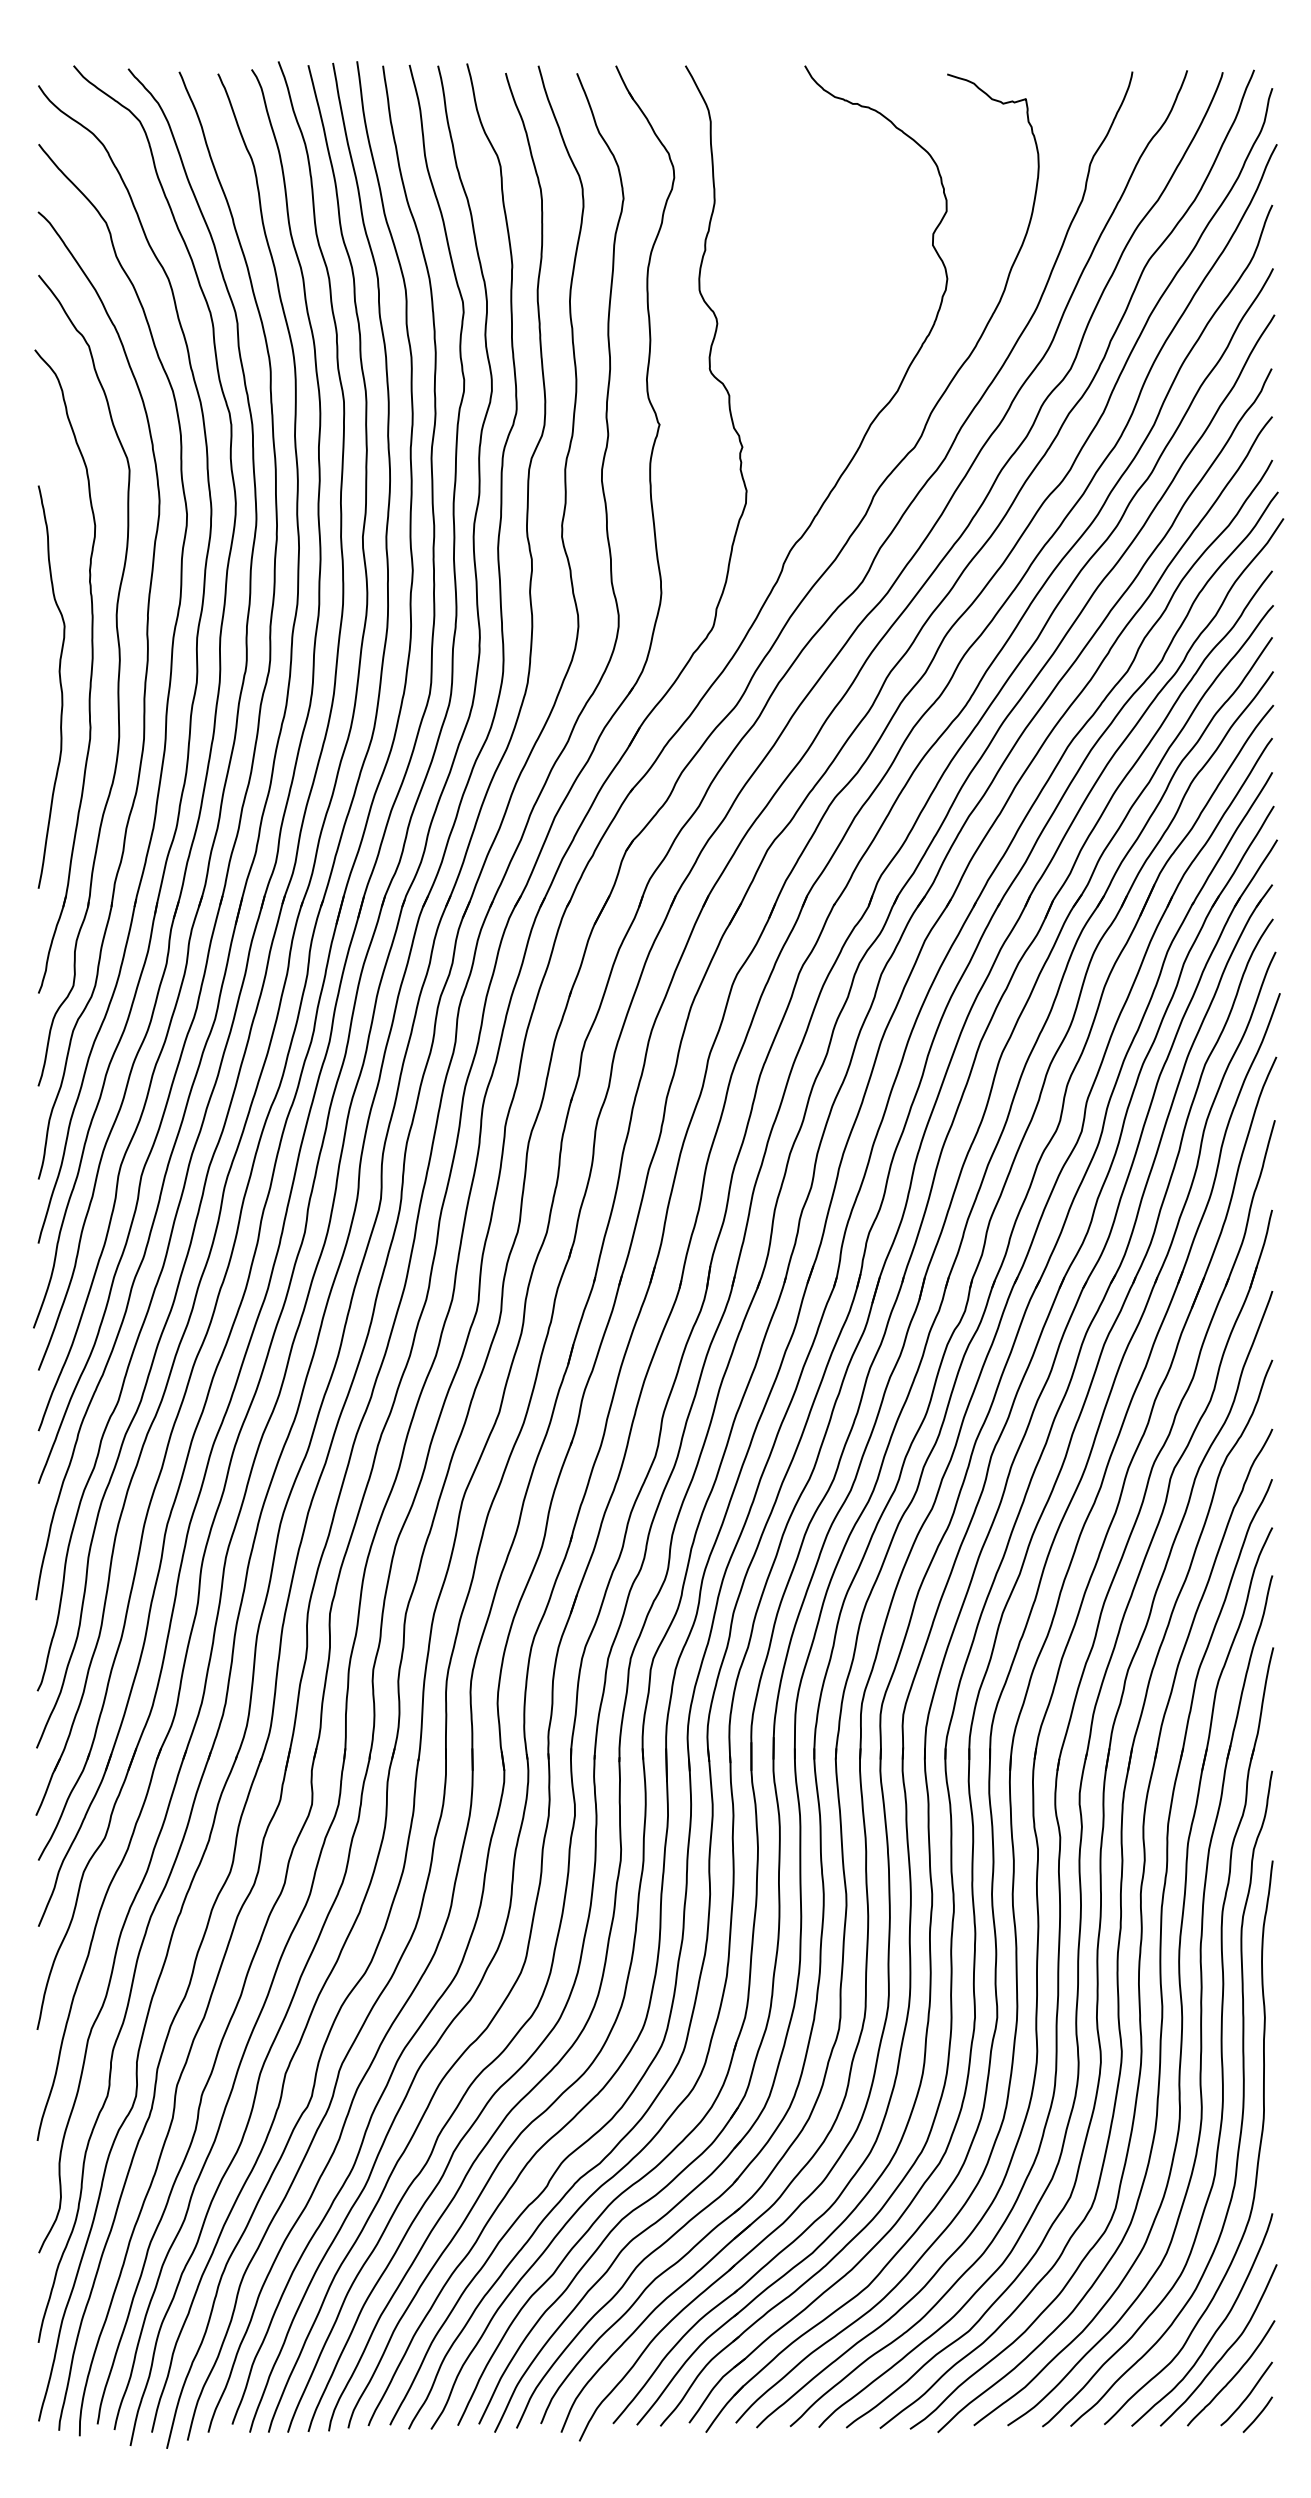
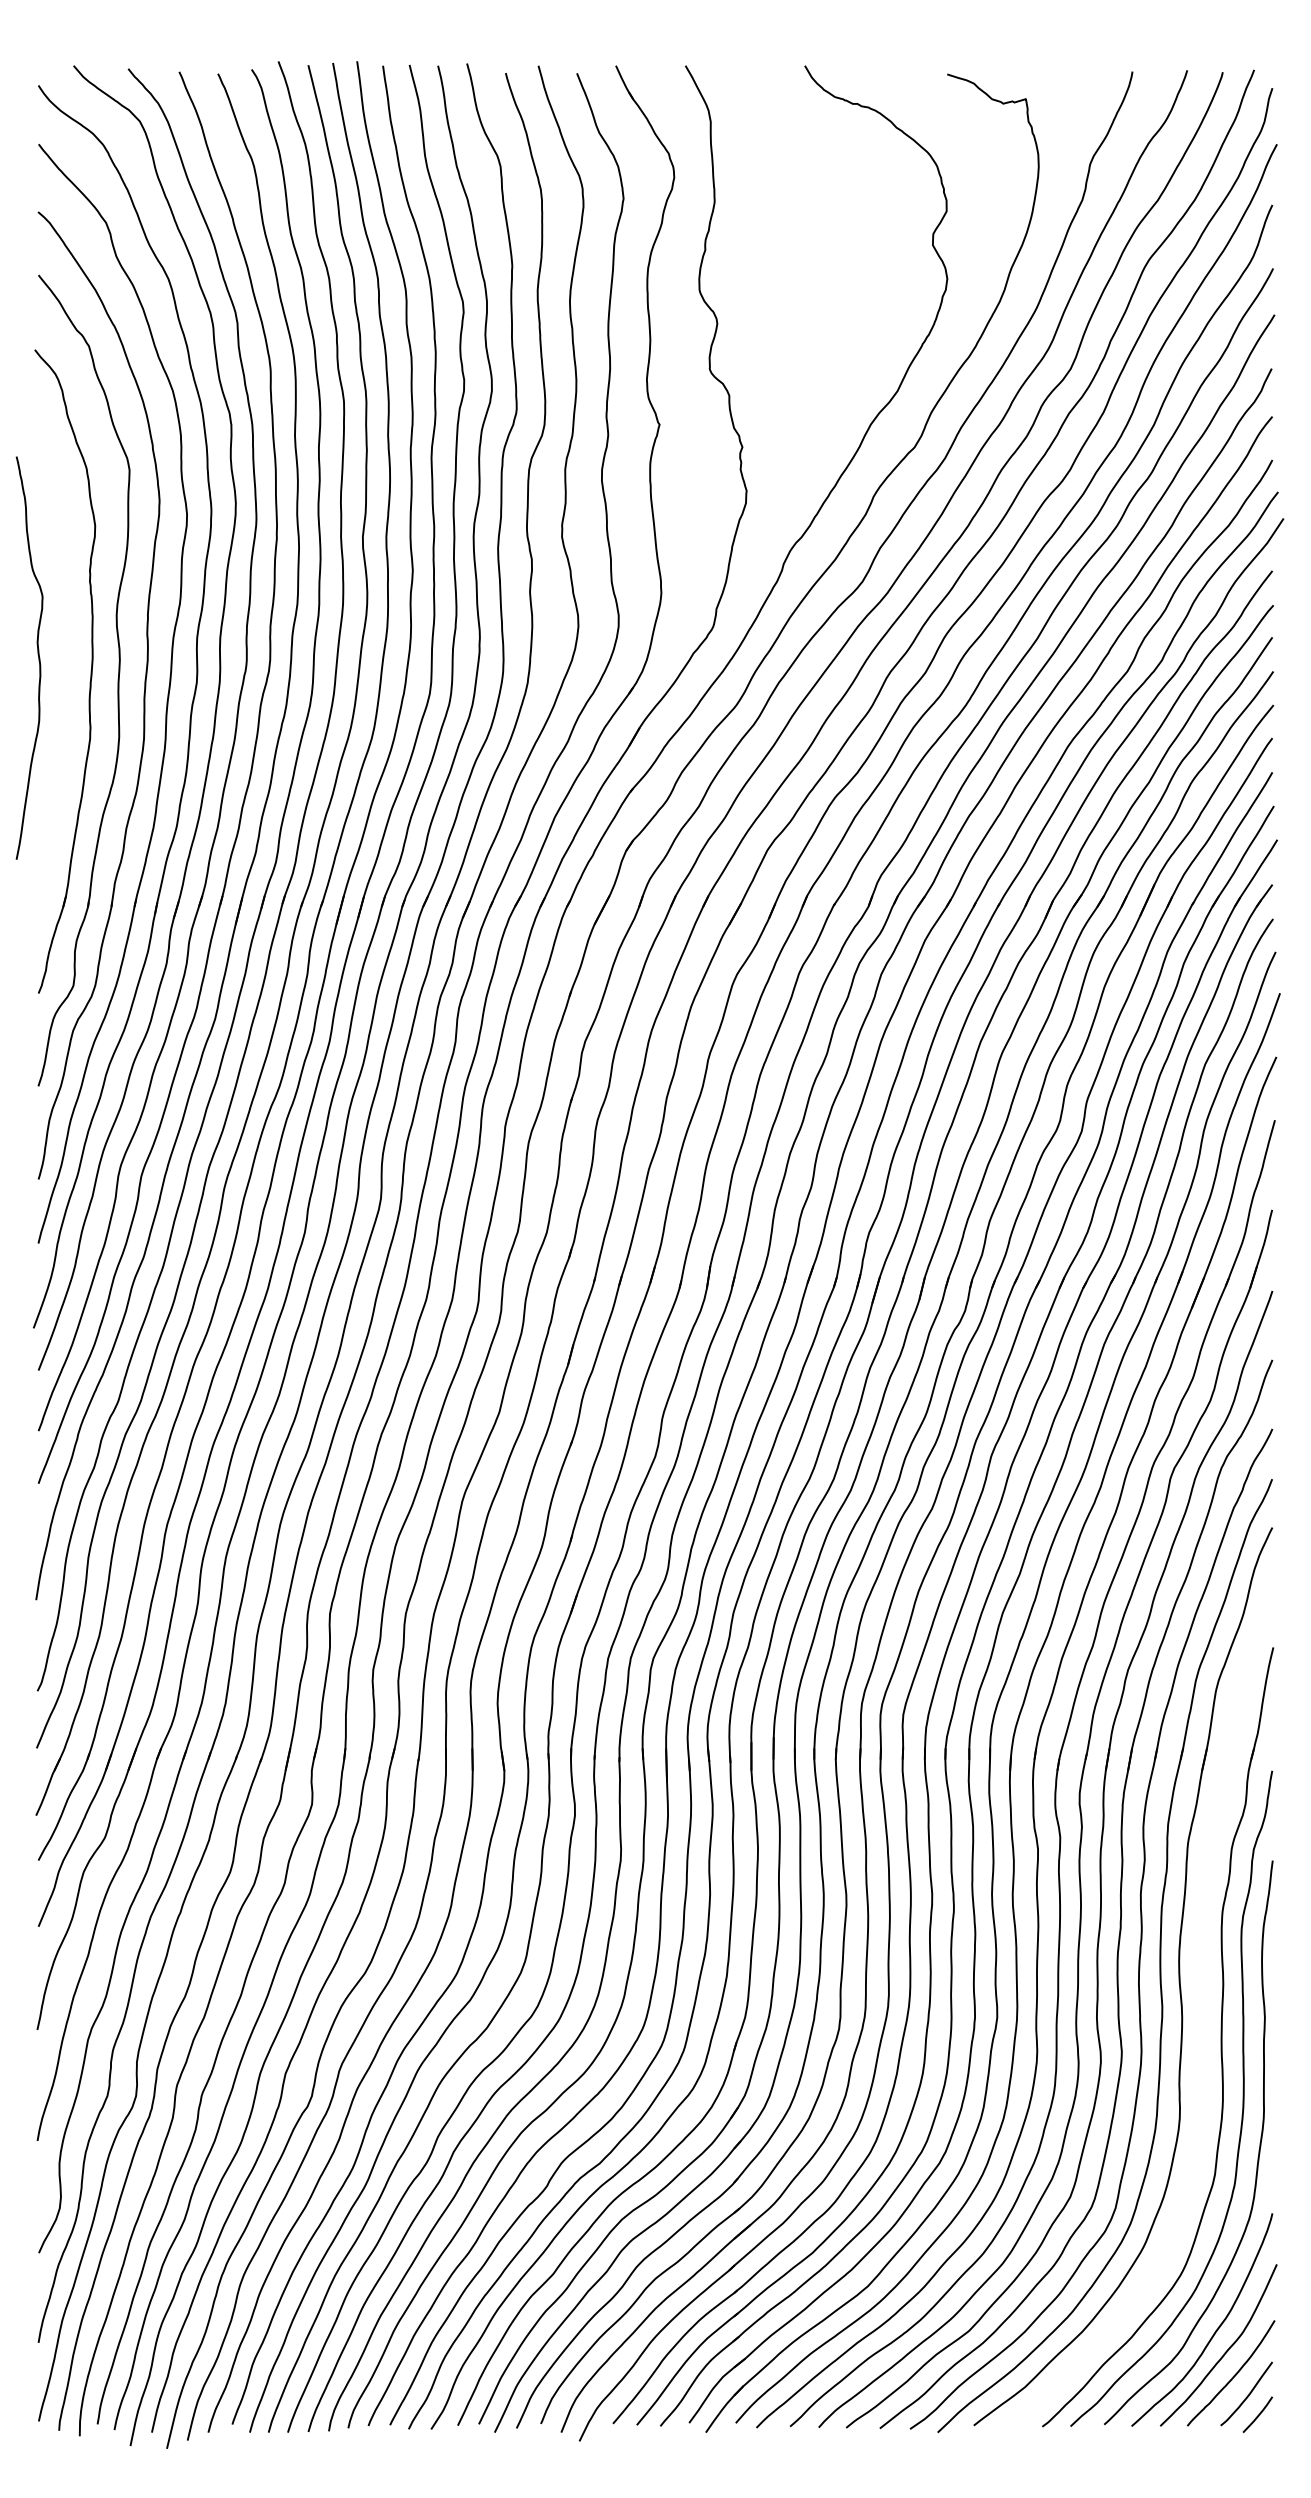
curve position: (59, 683) -> (37, 654) (37, 654)
part: present -> none (1200, 2000)
